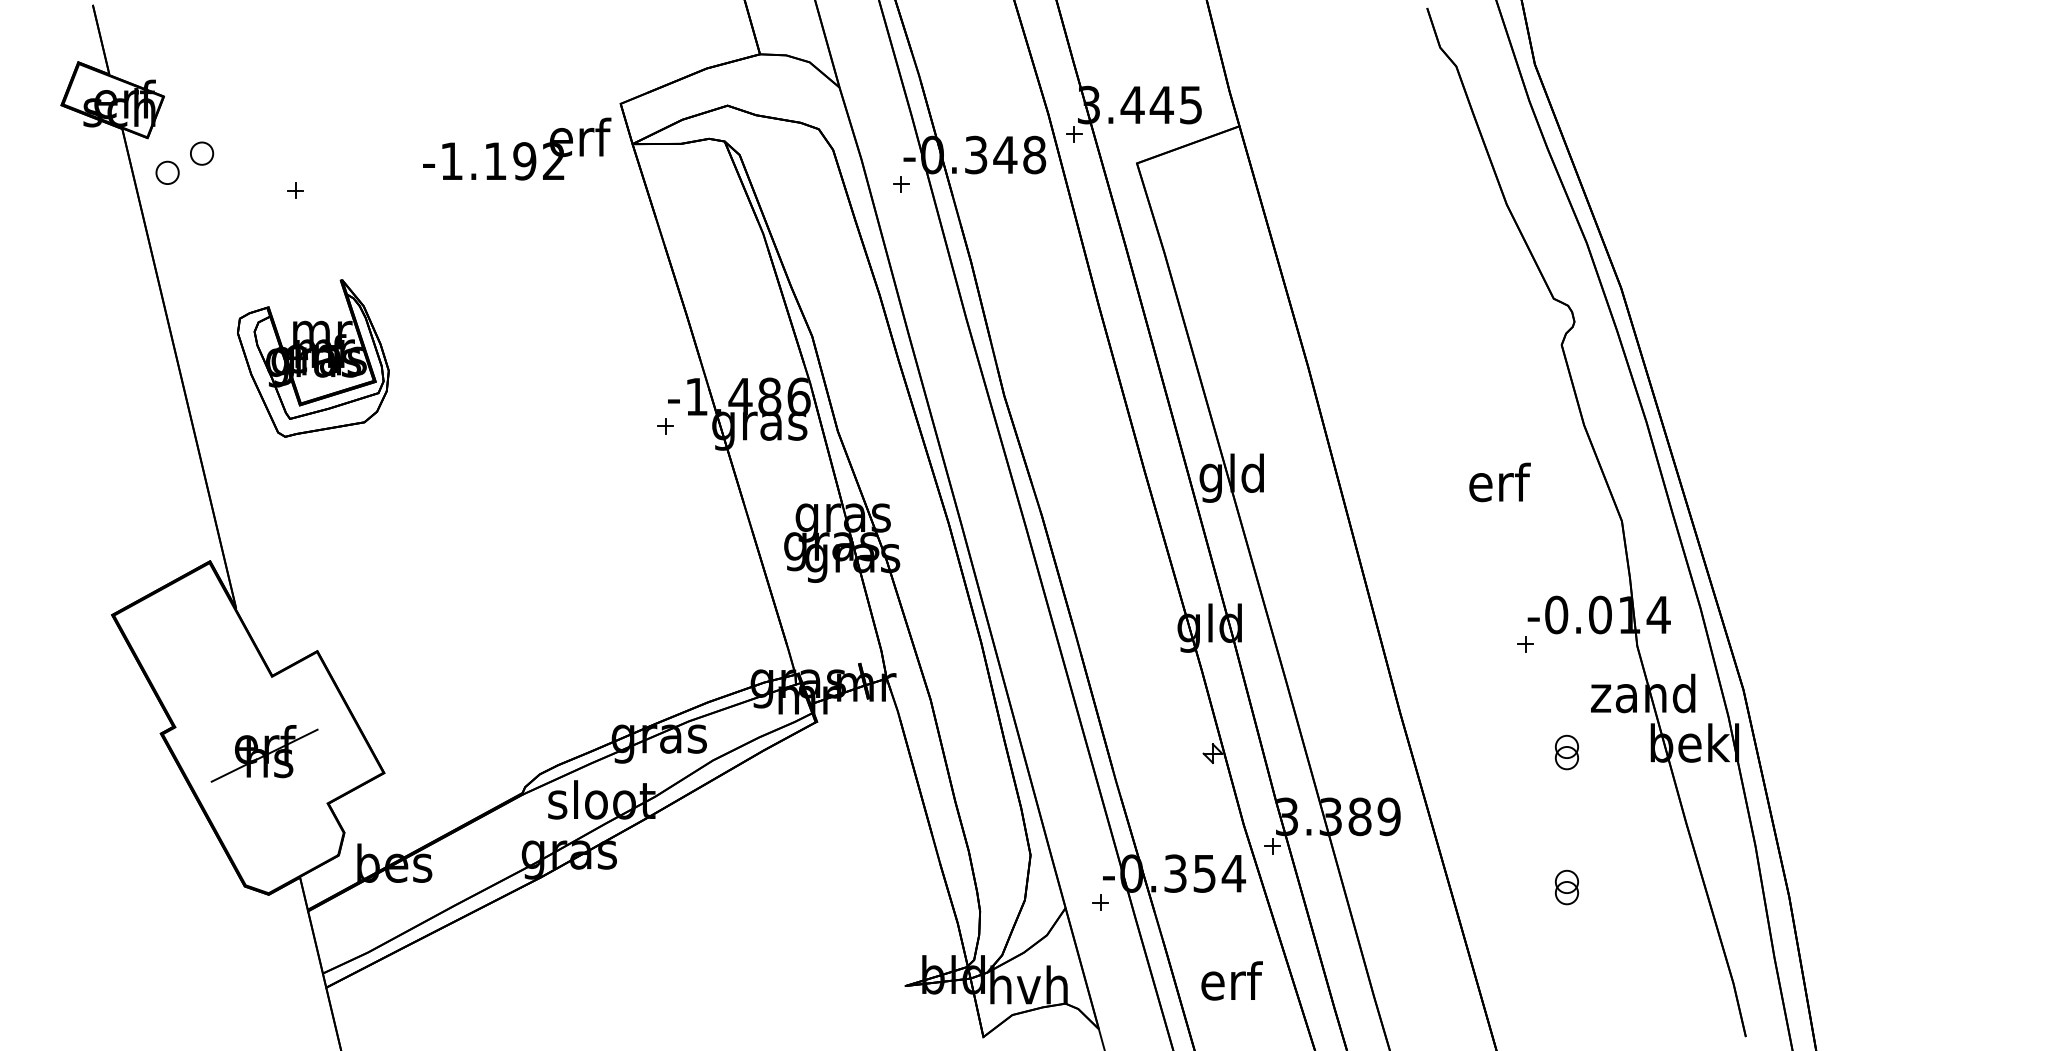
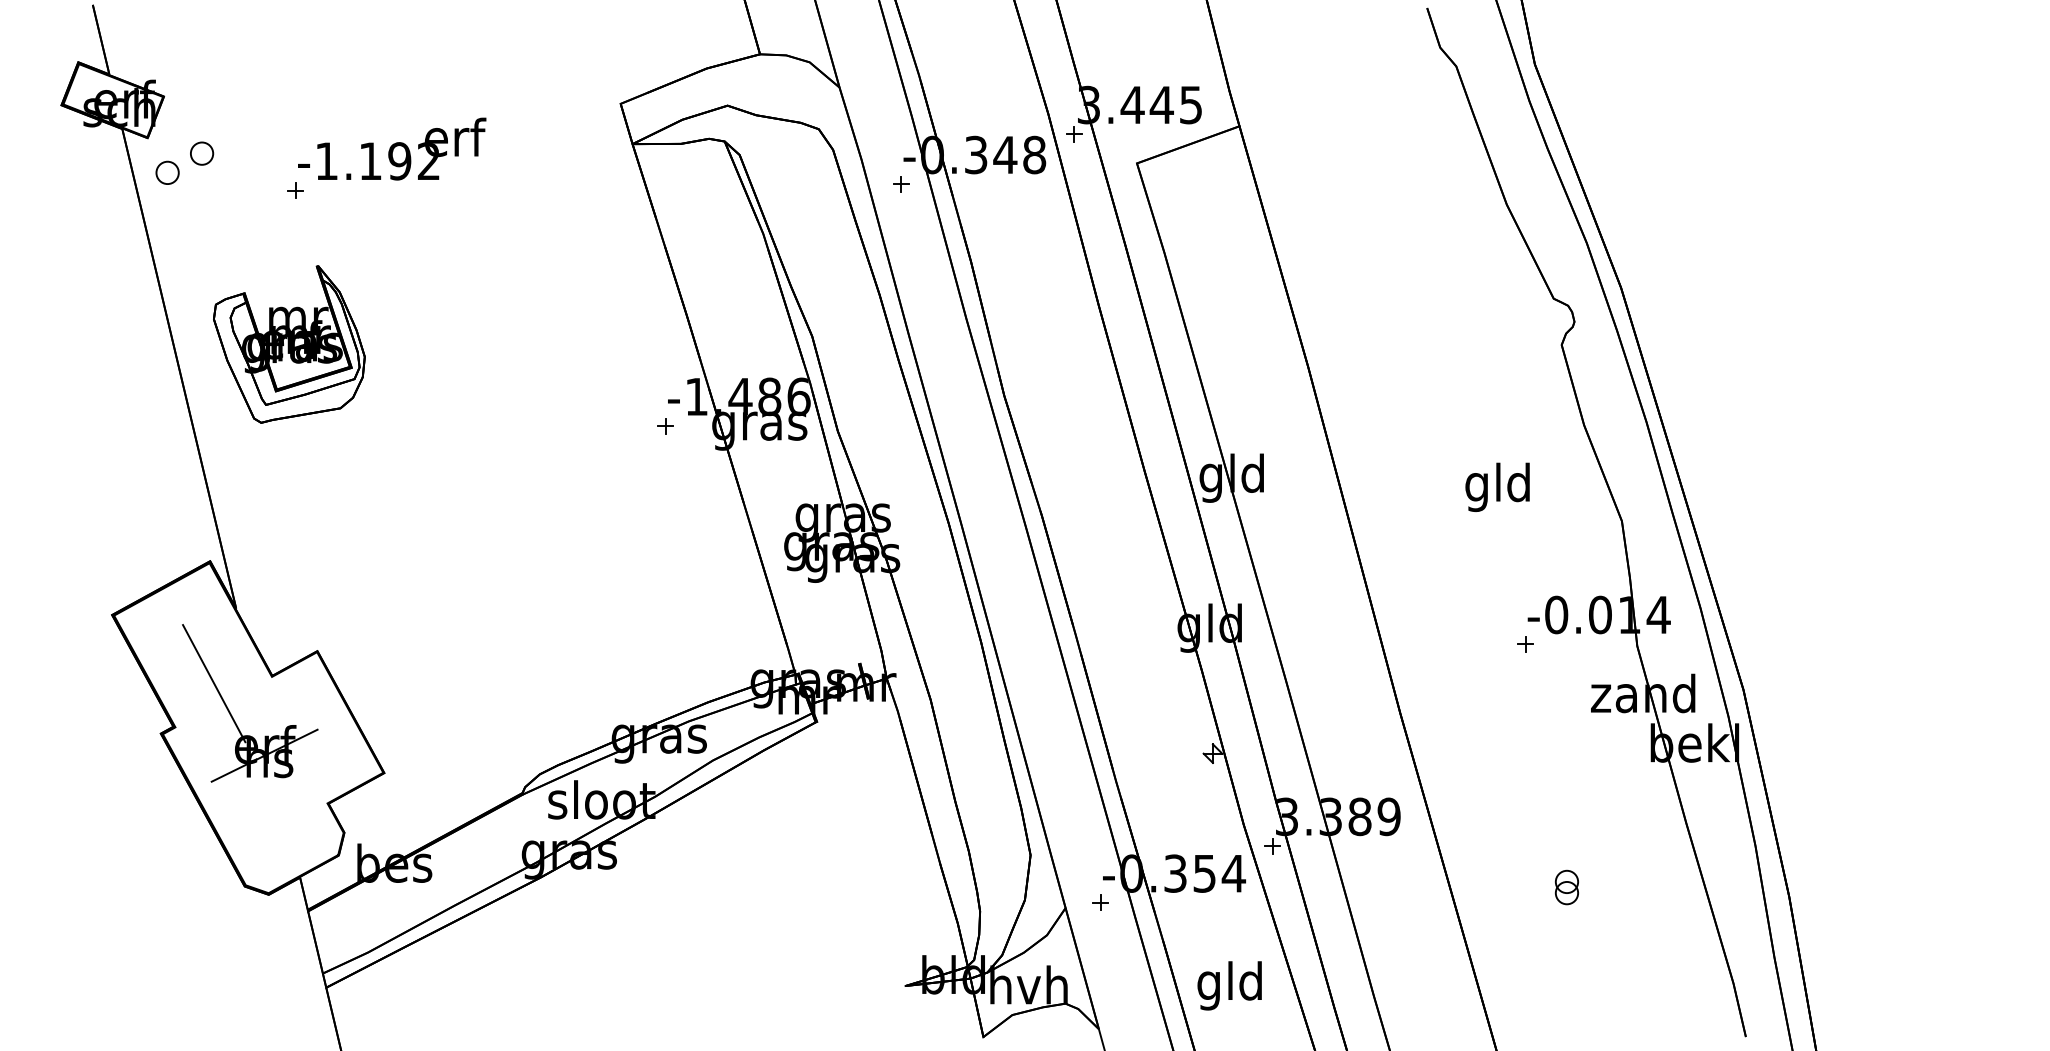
text position: (517, 148) -> (392, 148) (392, 148)
part position: (313, 358) -> (289, 344) (289, 344)
text: erf -> gld (1497, 487)
line: none -> present (214, 683)
part: present -> none (1566, 752)
text: erf -> gld (1229, 985)
